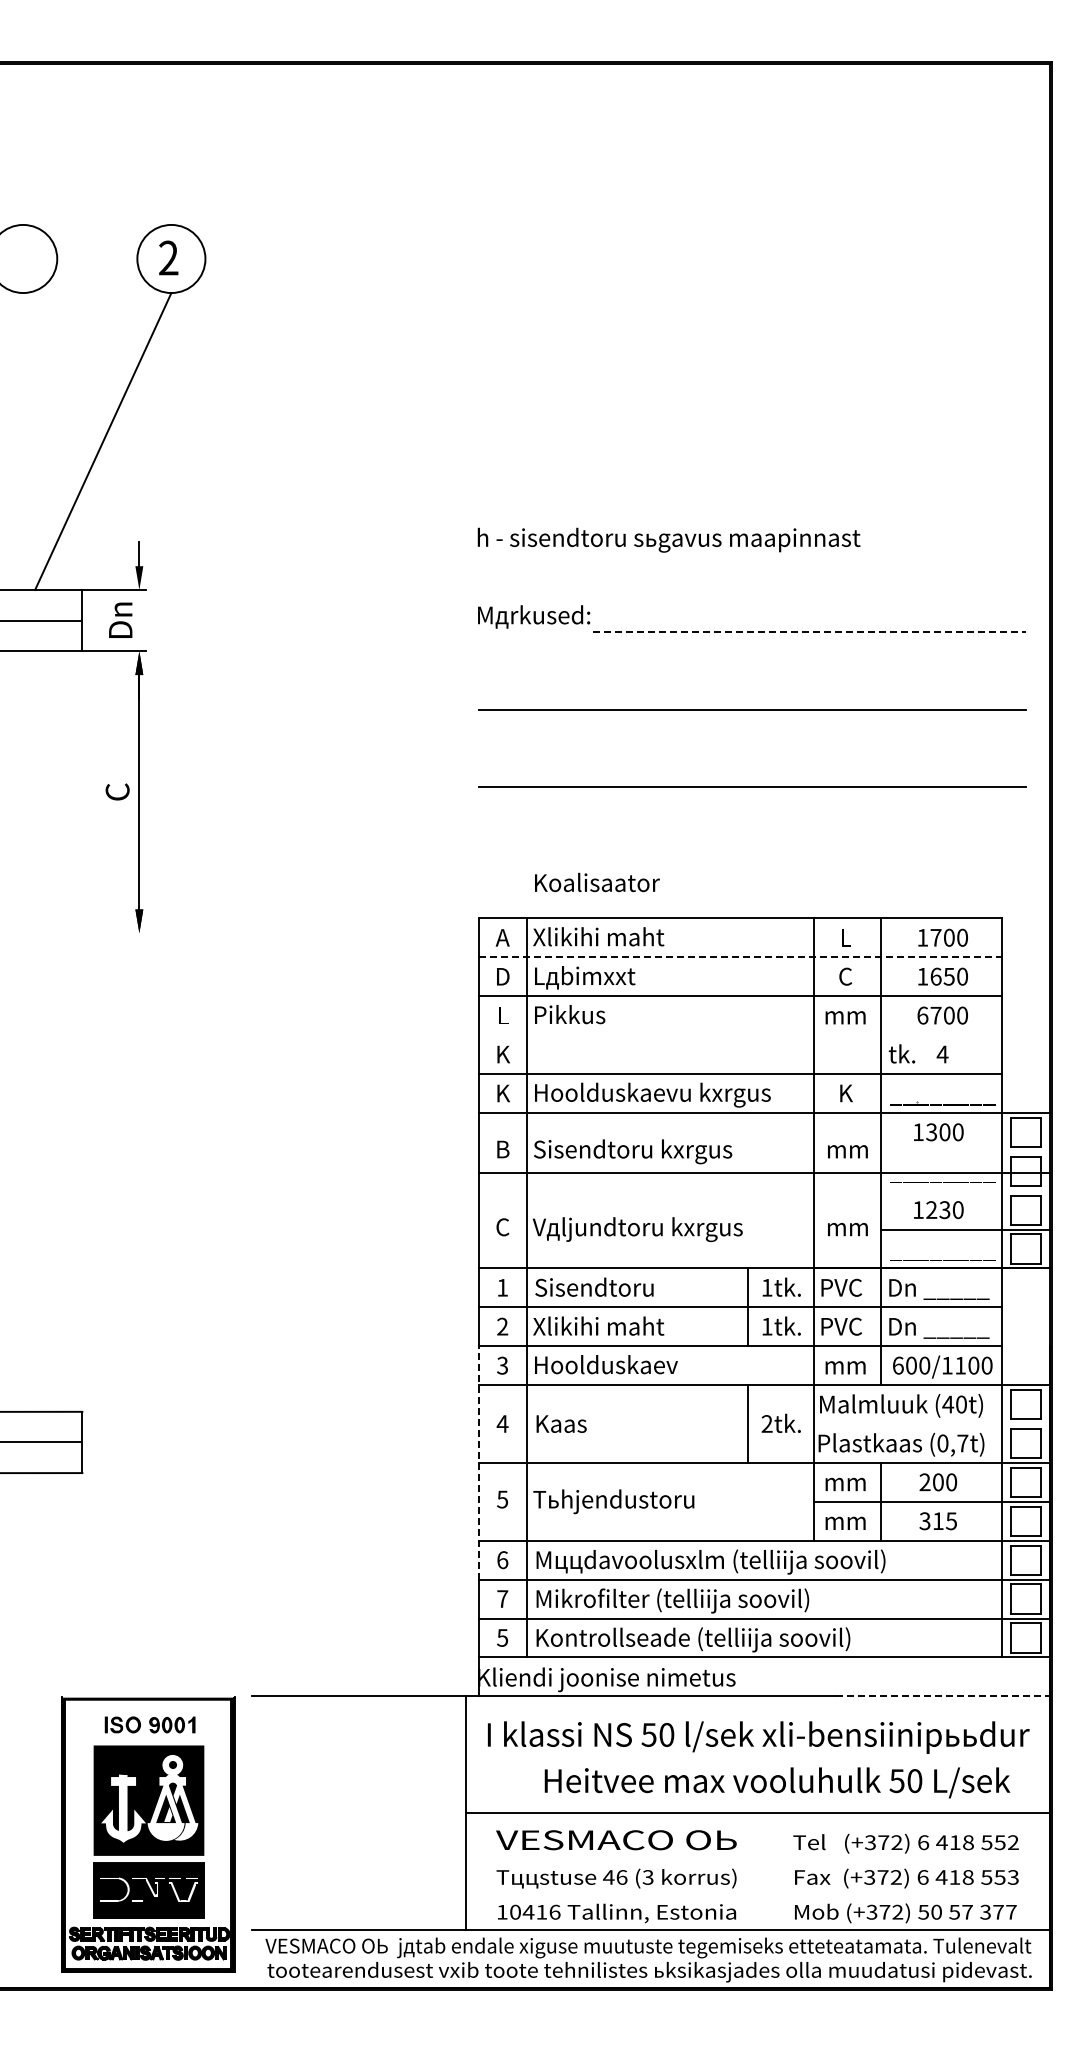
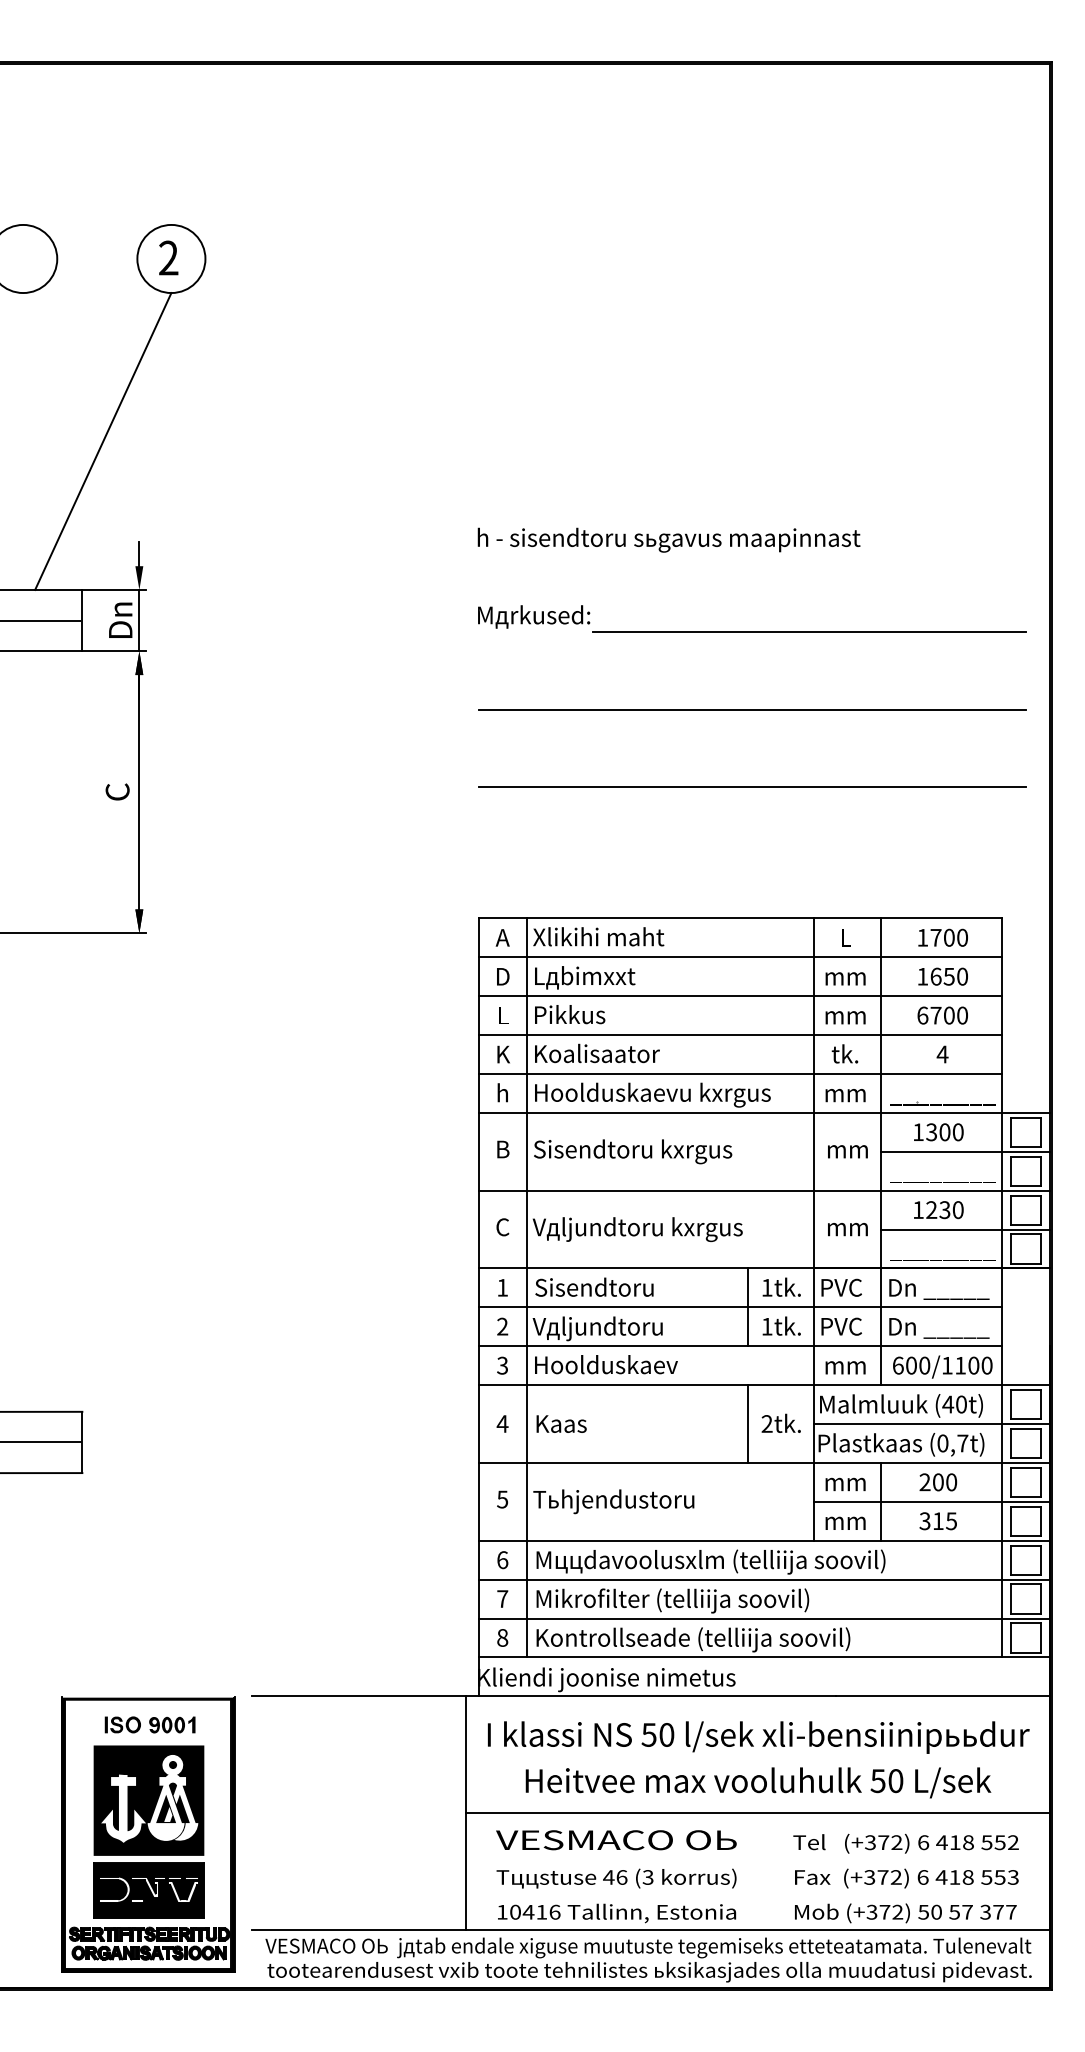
line: none -> present (139, 620)
line: dashed -> solid (809, 632)
text position: (597, 882) -> (597, 1053) (597, 1053)
line: none -> present (74, 933)
line: dashed -> solid (740, 957)
text: C -> mm (845, 976)
line: none -> present (740, 1035)
text position: (901, 1053) -> (844, 1053) (844, 1053)
text: K -> h (503, 1092)
text: K -> mm (845, 1093)
line: none -> present (965, 1151)
line position: (763, 1172) -> (763, 1190) (763, 1190)
text: Хlikihi maht -> Vдljundtoru (598, 1328)
line: none -> present (931, 1424)
line: dashed -> solid (478, 1462)
text: 5 -> 8 (502, 1637)
line: dashed -> solid (942, 1696)
text position: (777, 1782) -> (758, 1782) (758, 1782)
